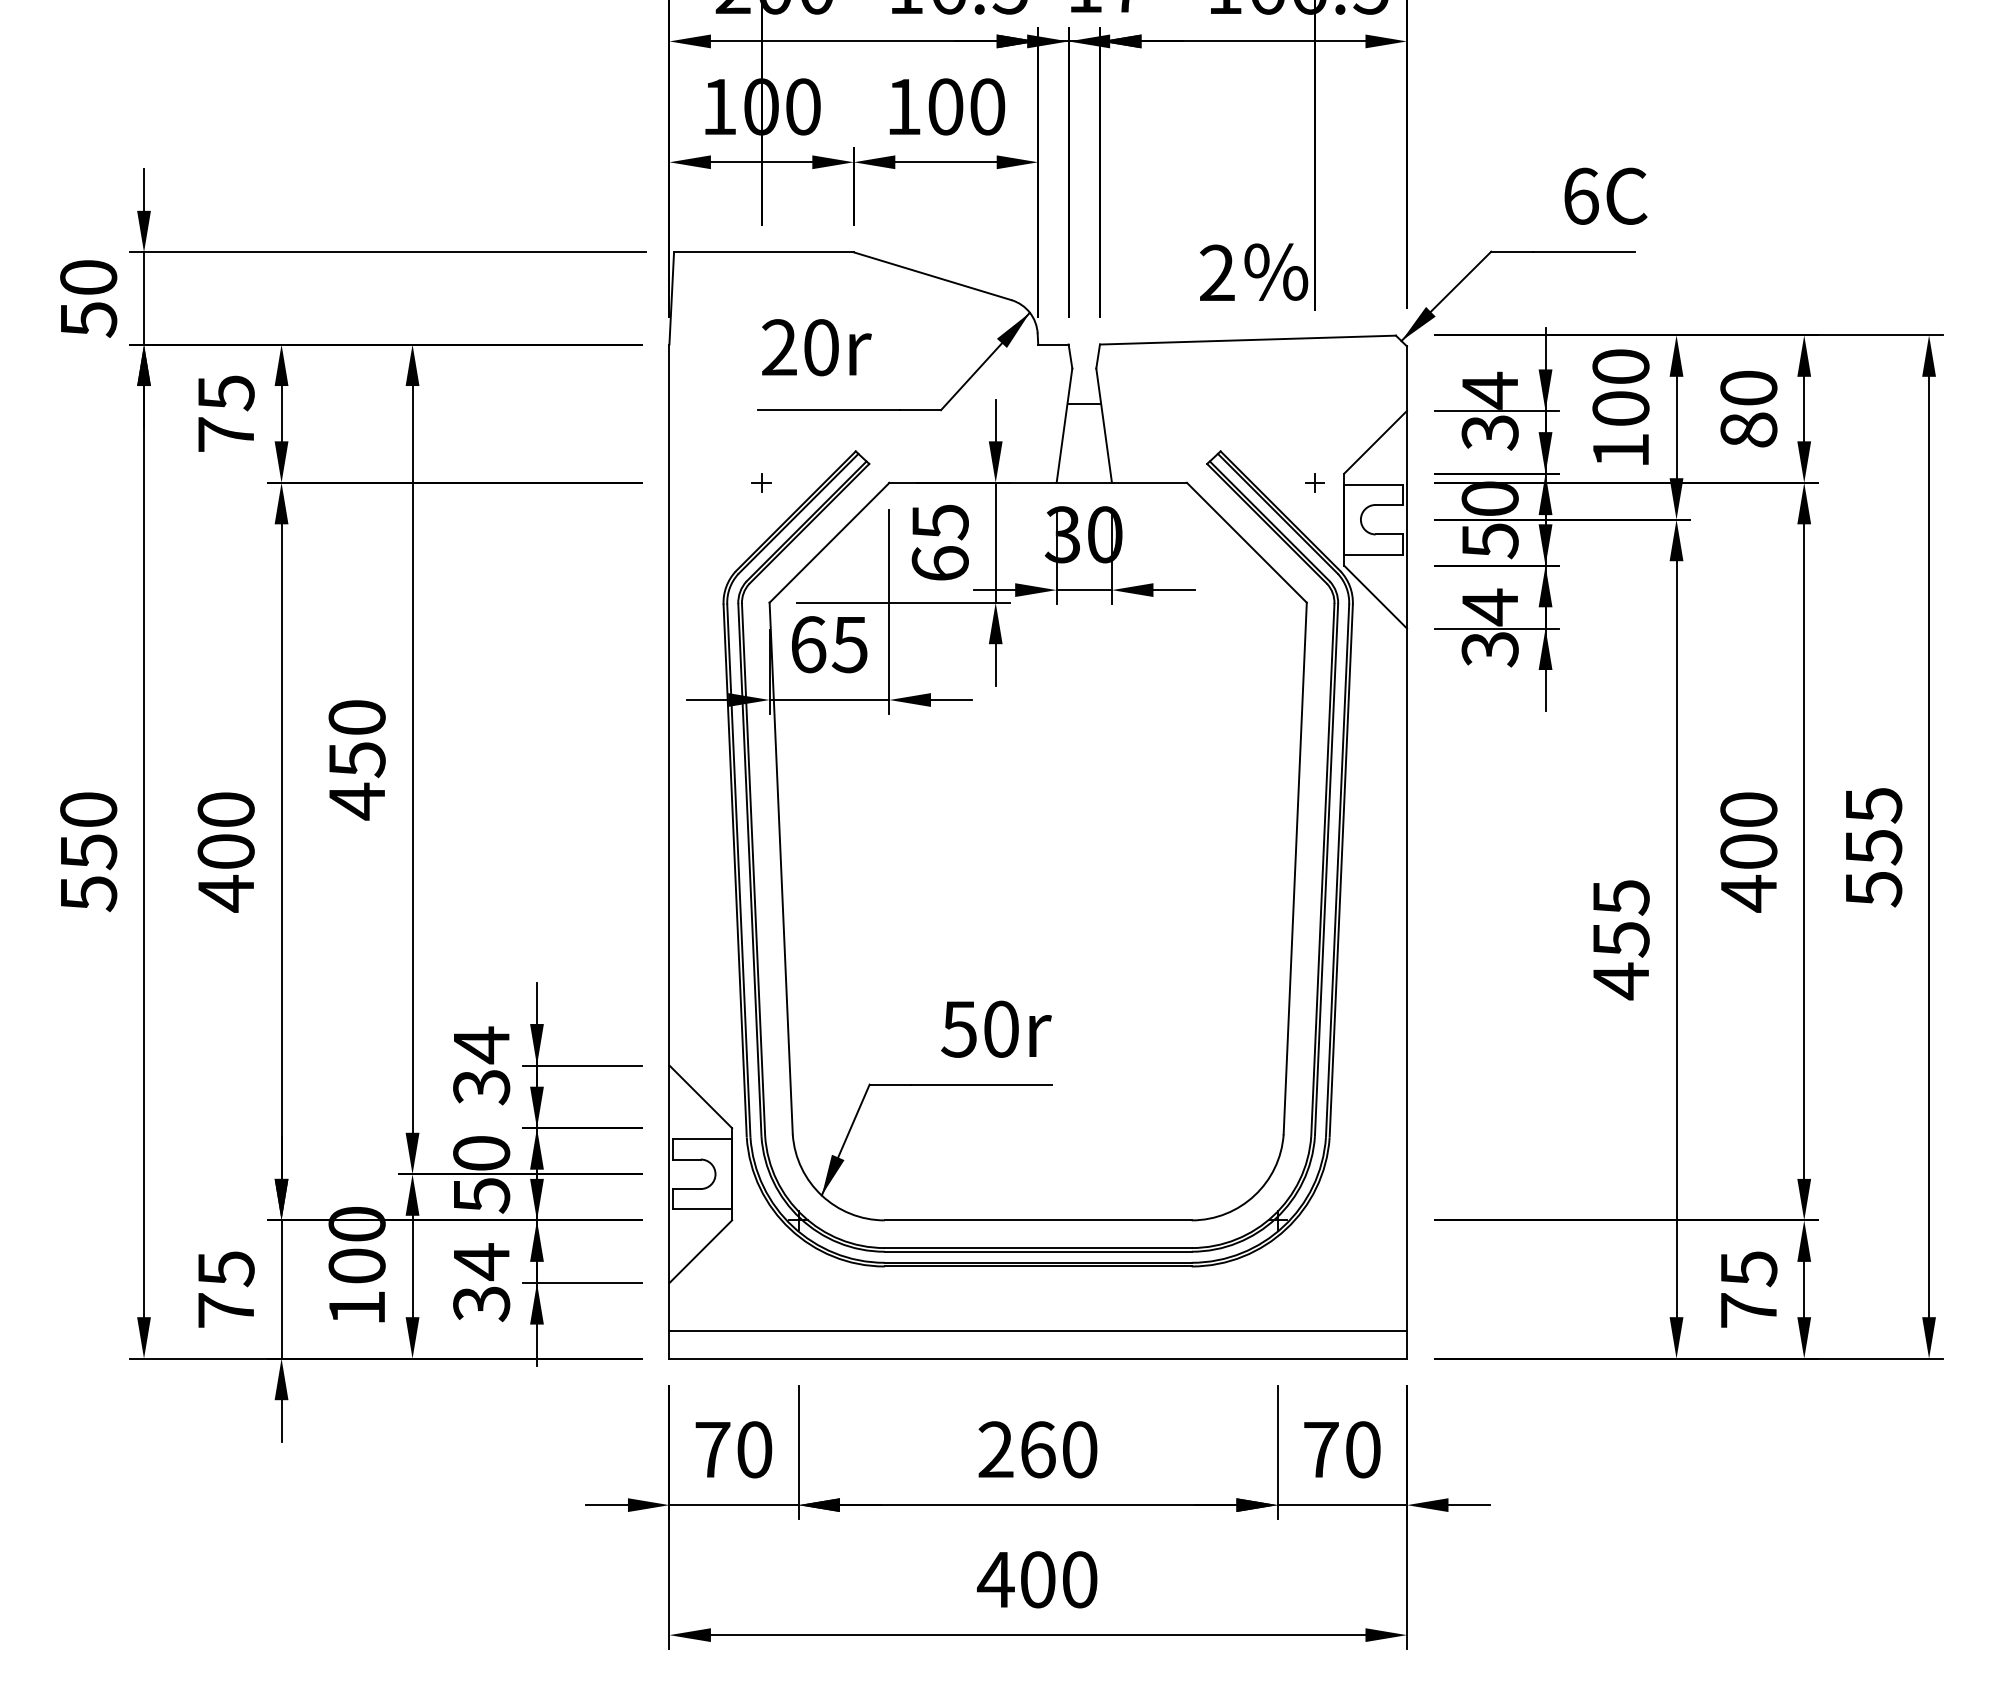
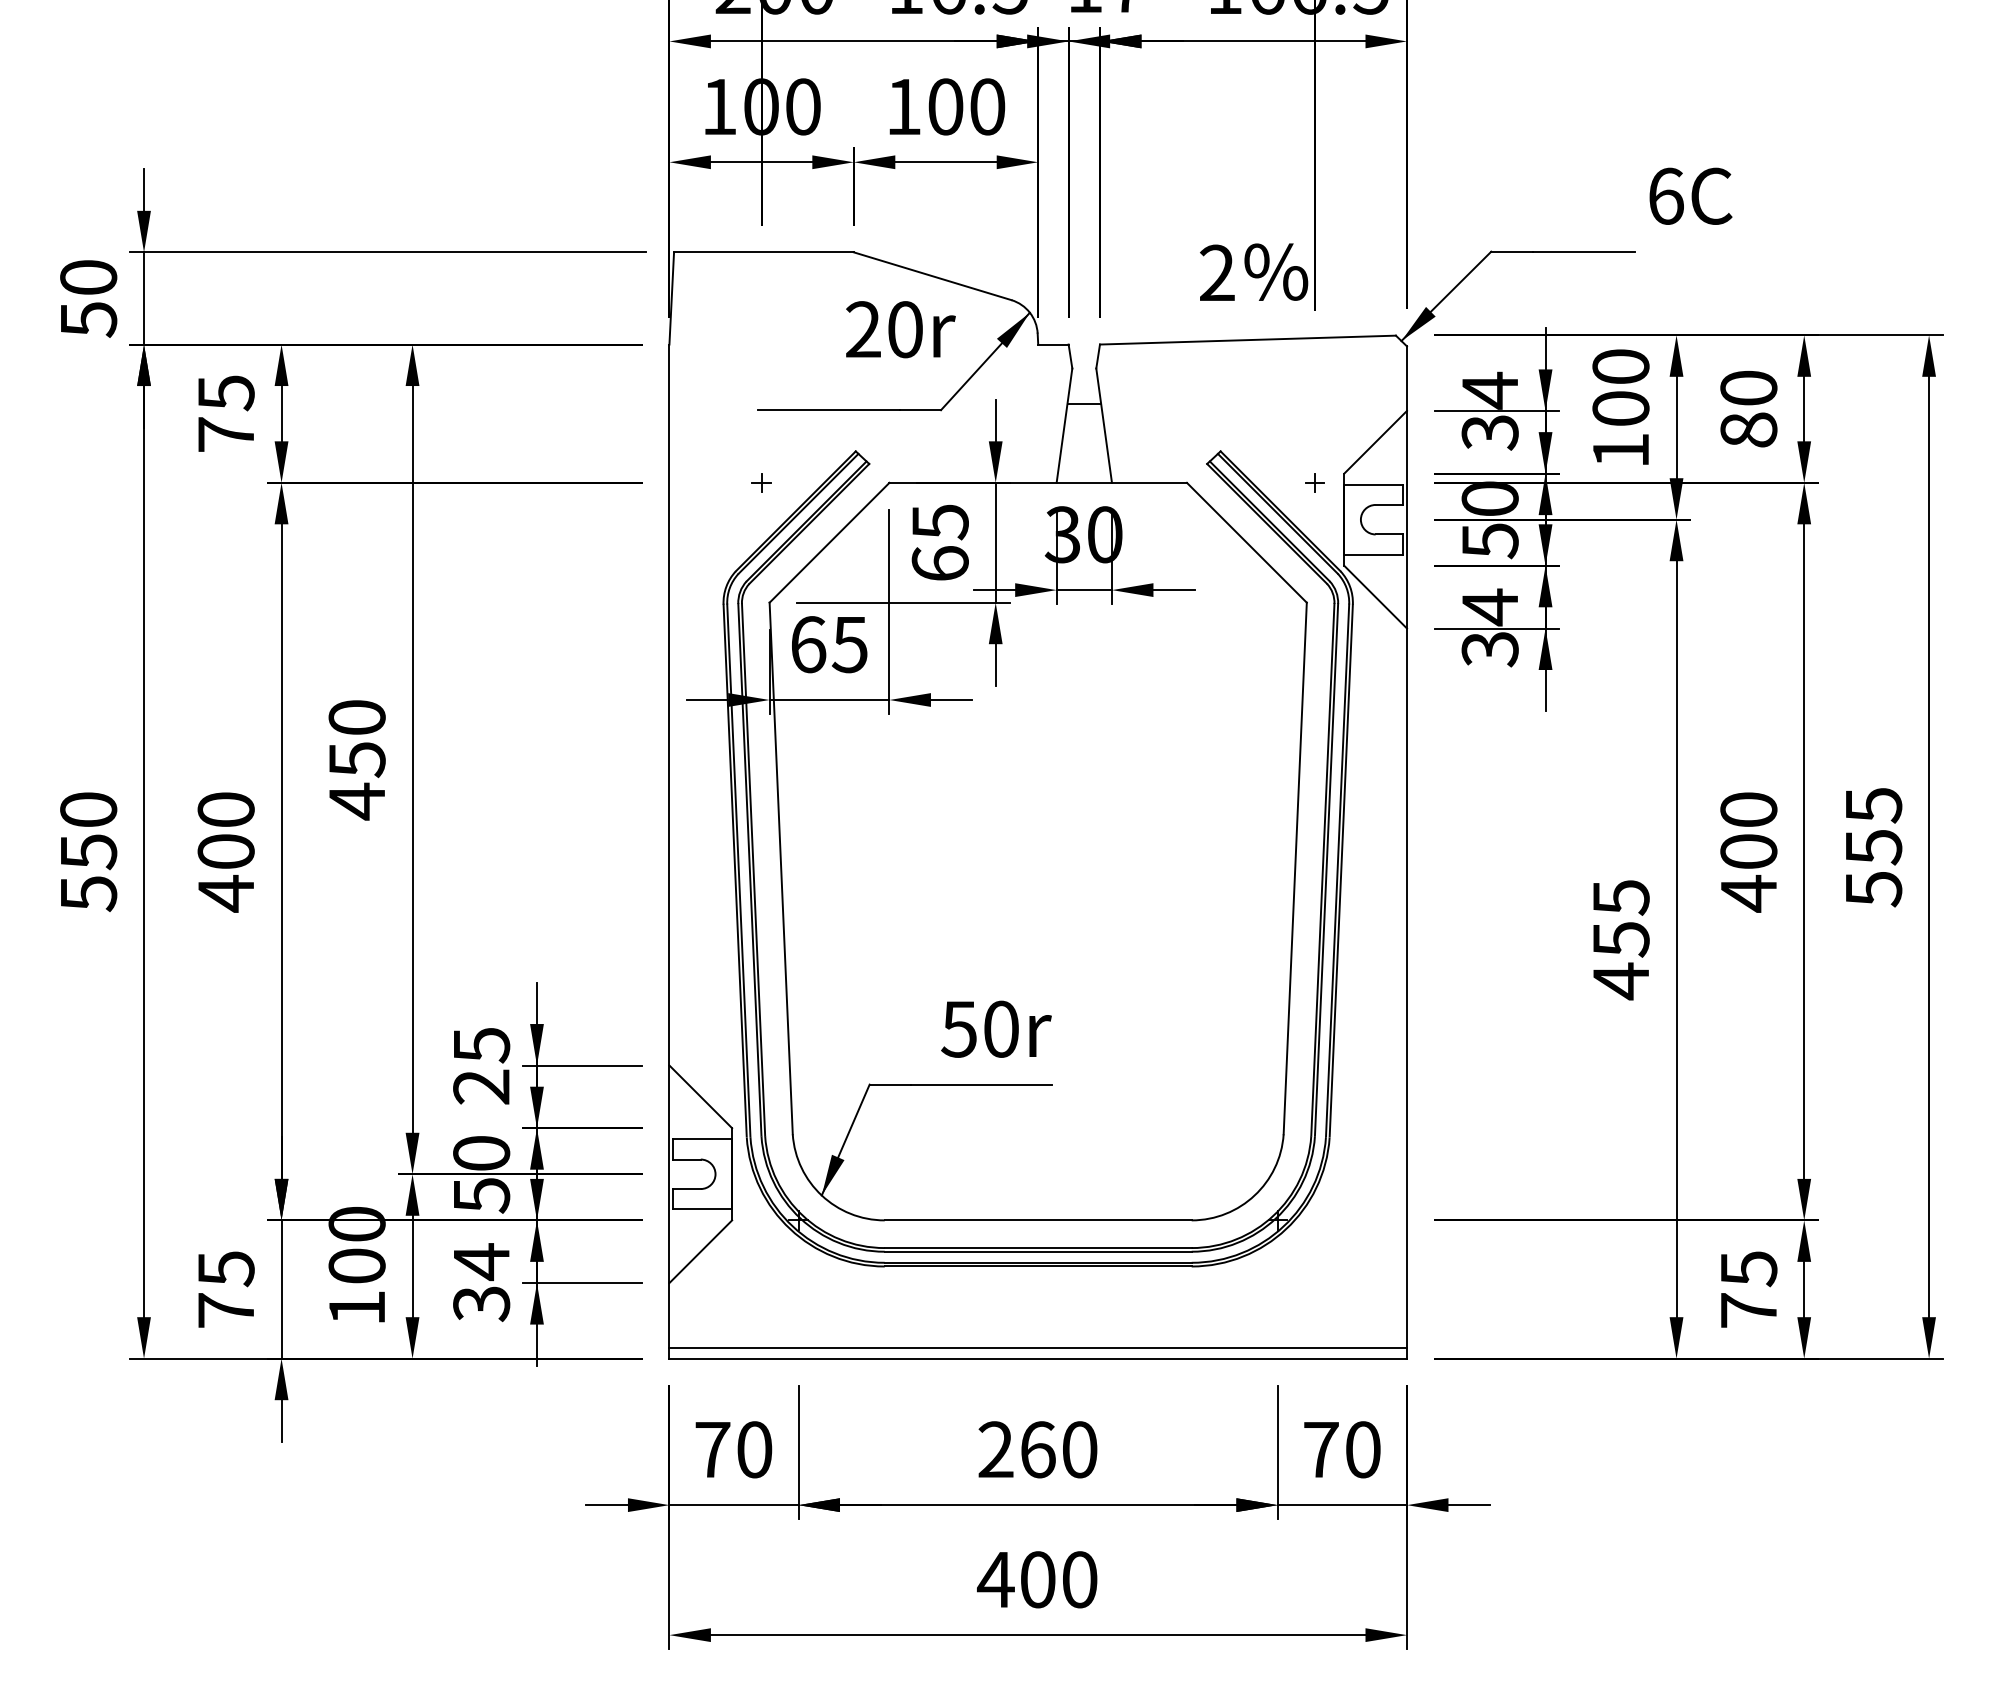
text position: (1605, 195) -> (1690, 195) (1690, 195)
text position: (816, 347) -> (900, 329) (900, 329)
text: 34 -> 25 (481, 1065)
line position: (1037, 1331) -> (1037, 1348) (1037, 1348)
